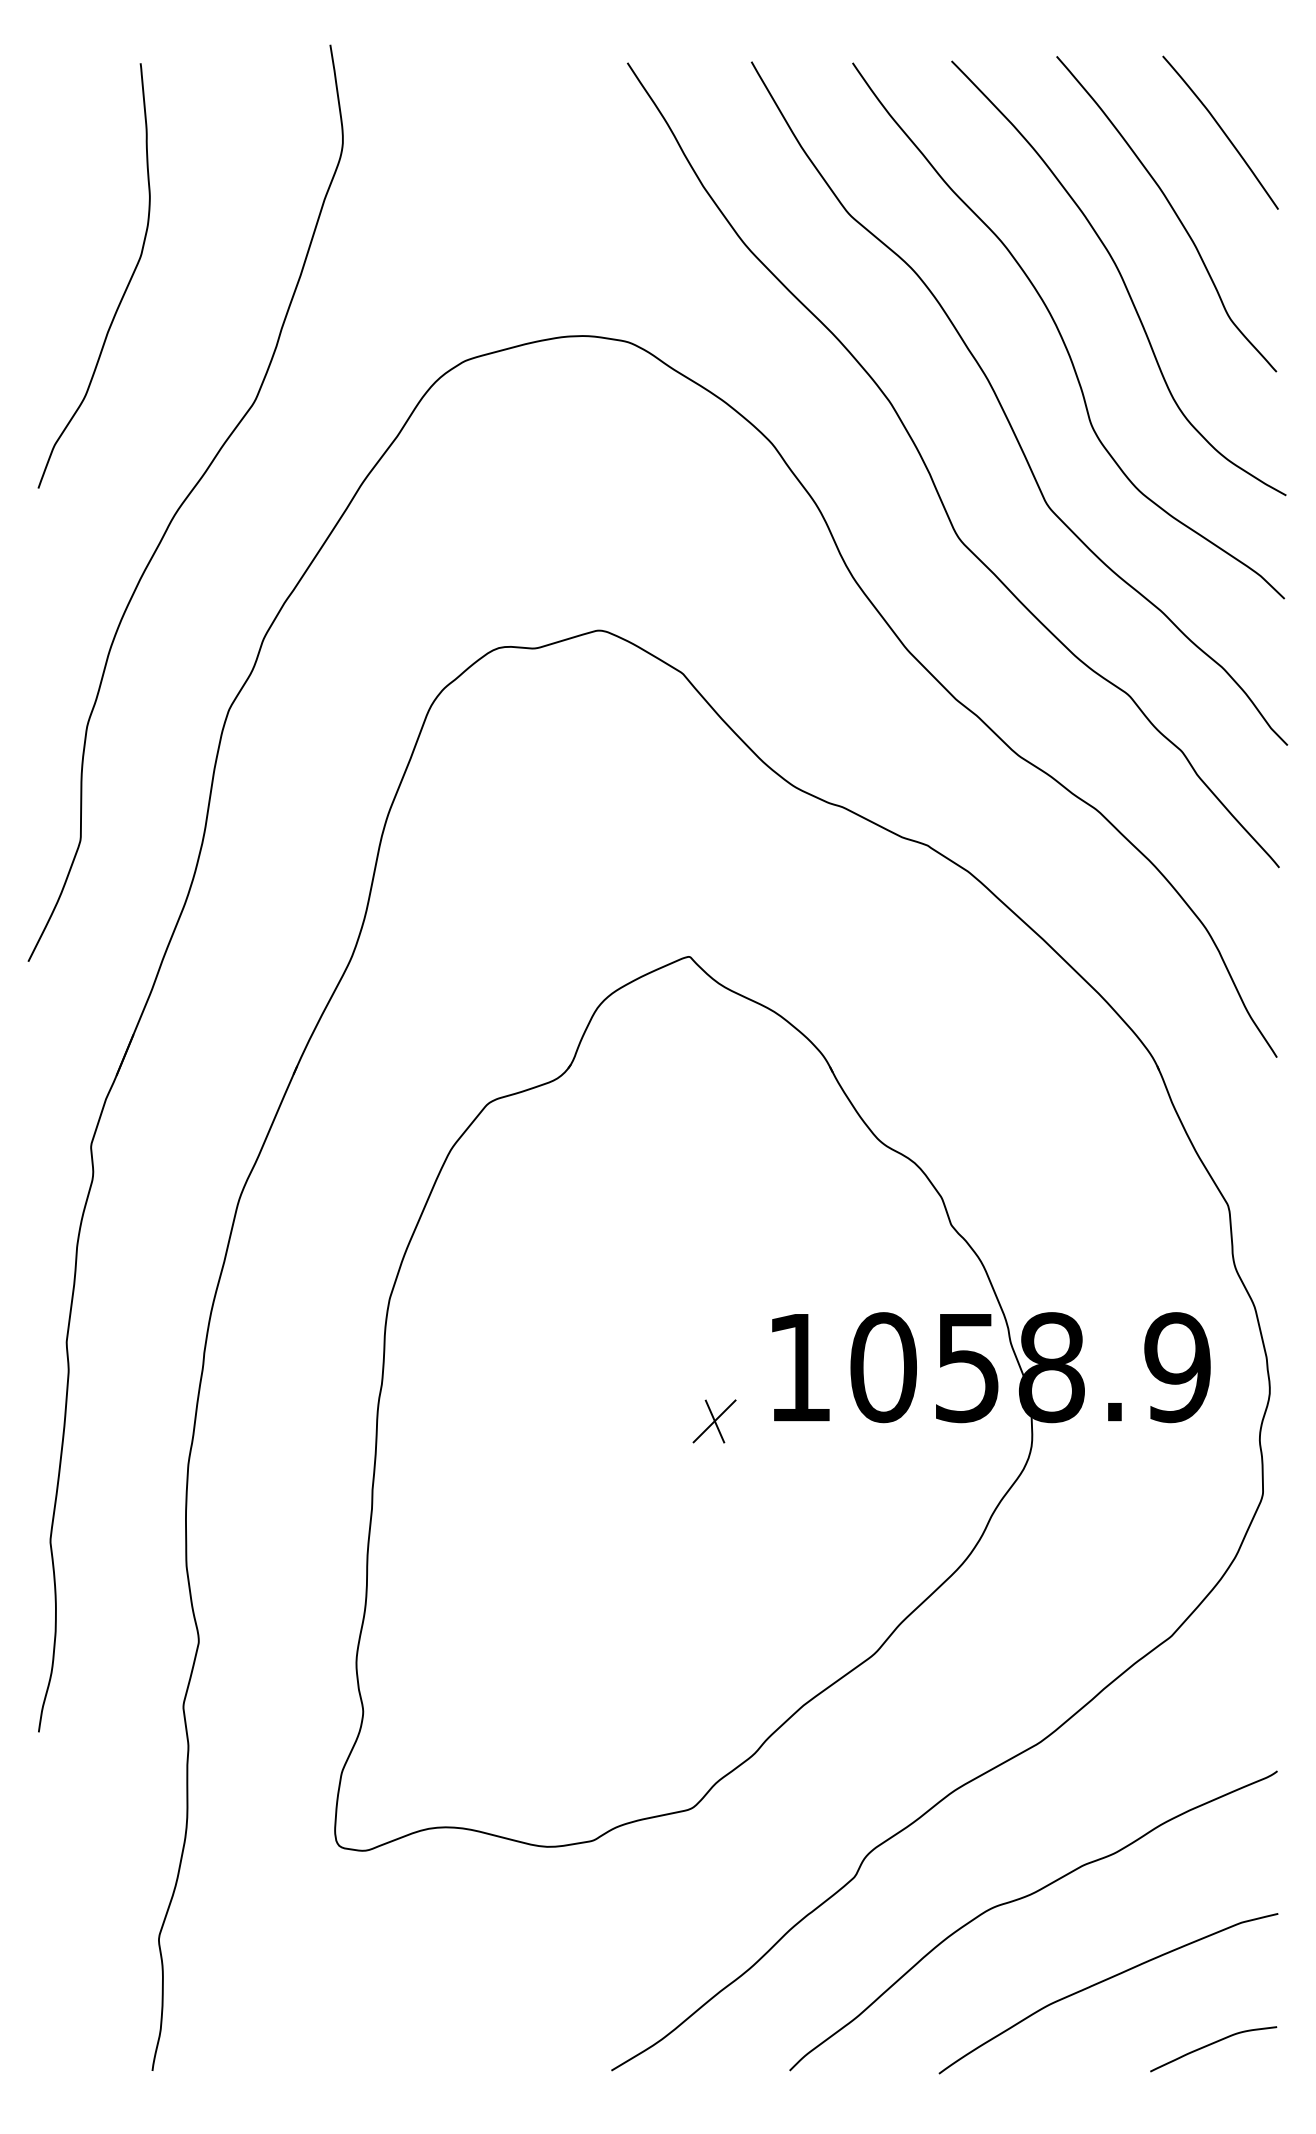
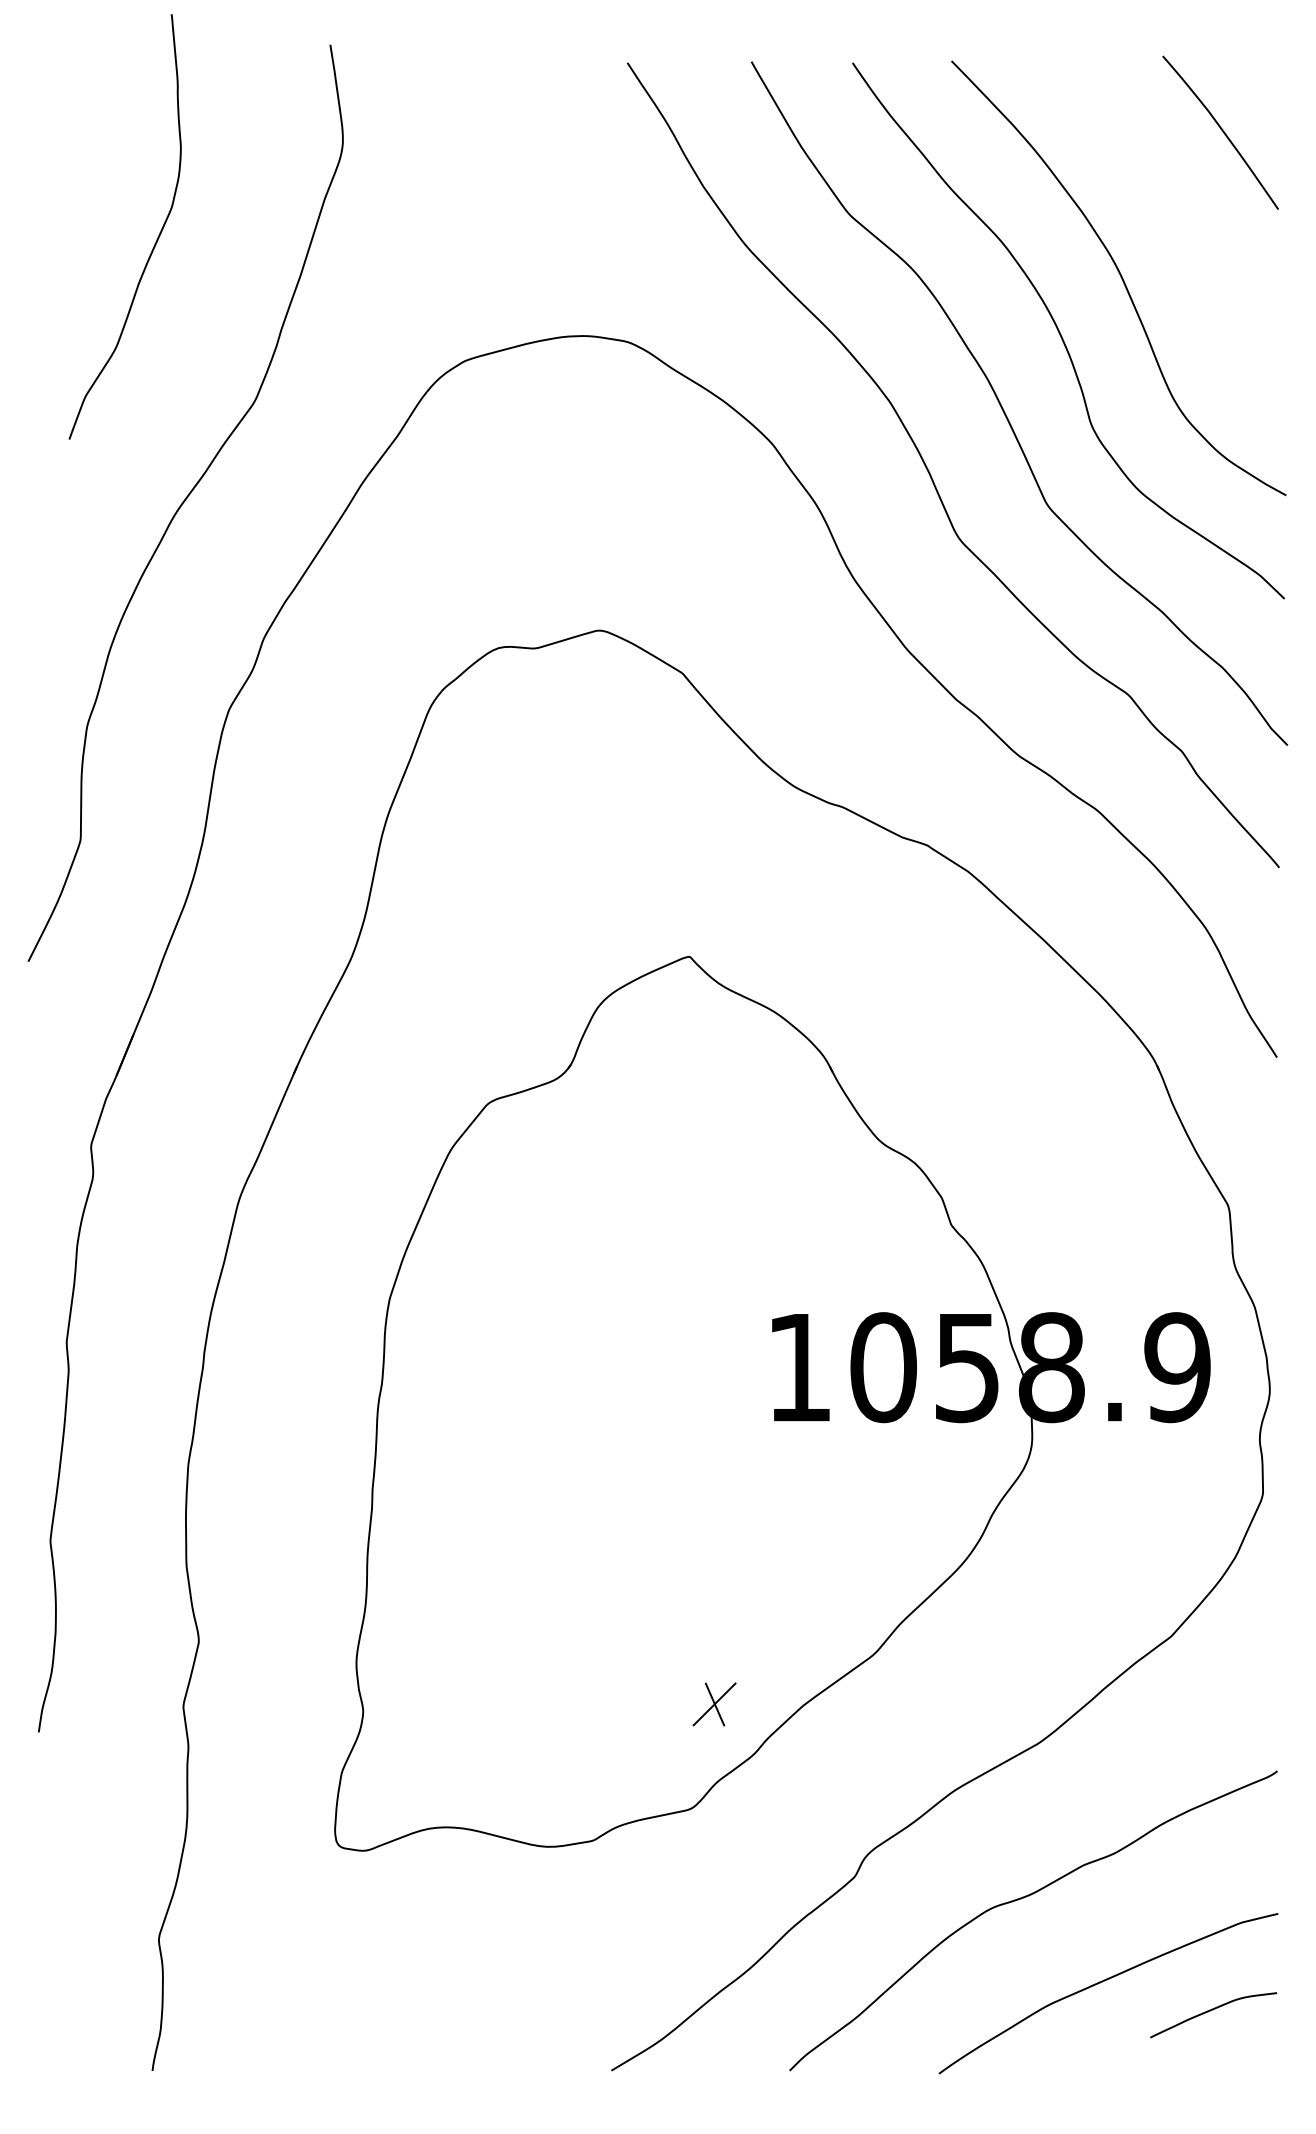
curve: present -> none (1172, 210)
curve position: (124, 290) -> (155, 241) (155, 241)
part position: (714, 1421) -> (714, 1704) (714, 1704)
curve position: (1213, 2044) -> (1213, 2010) (1213, 2010)
